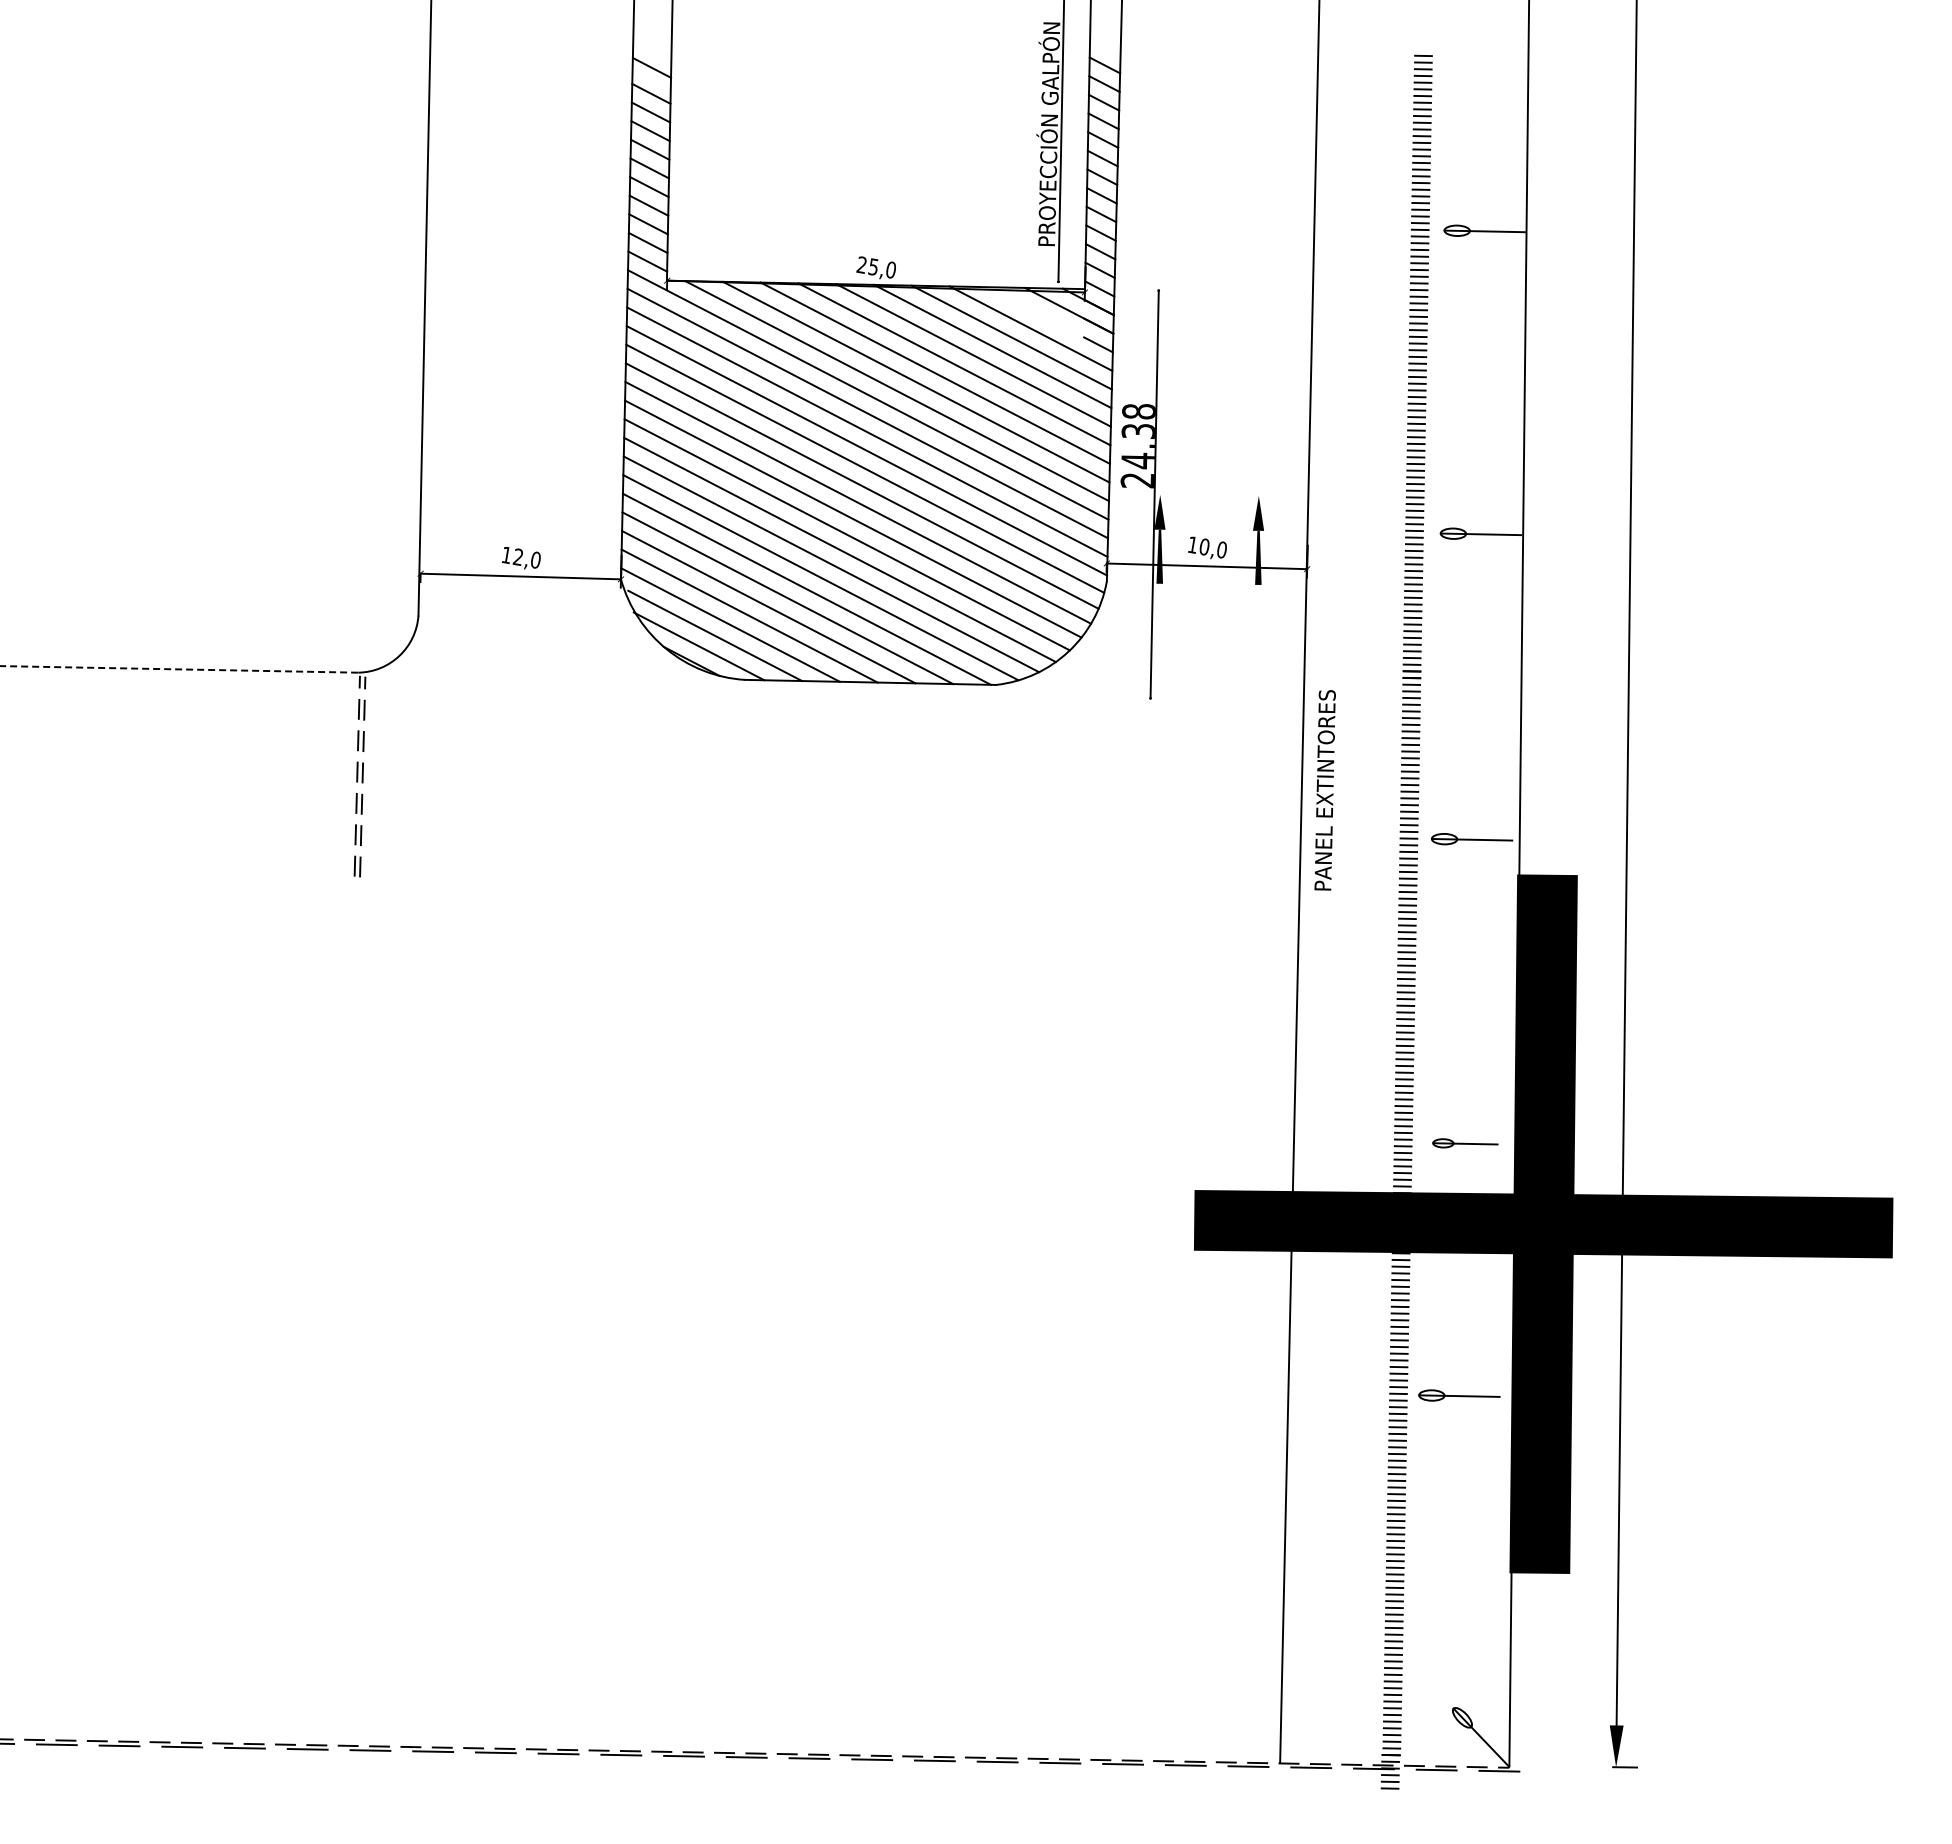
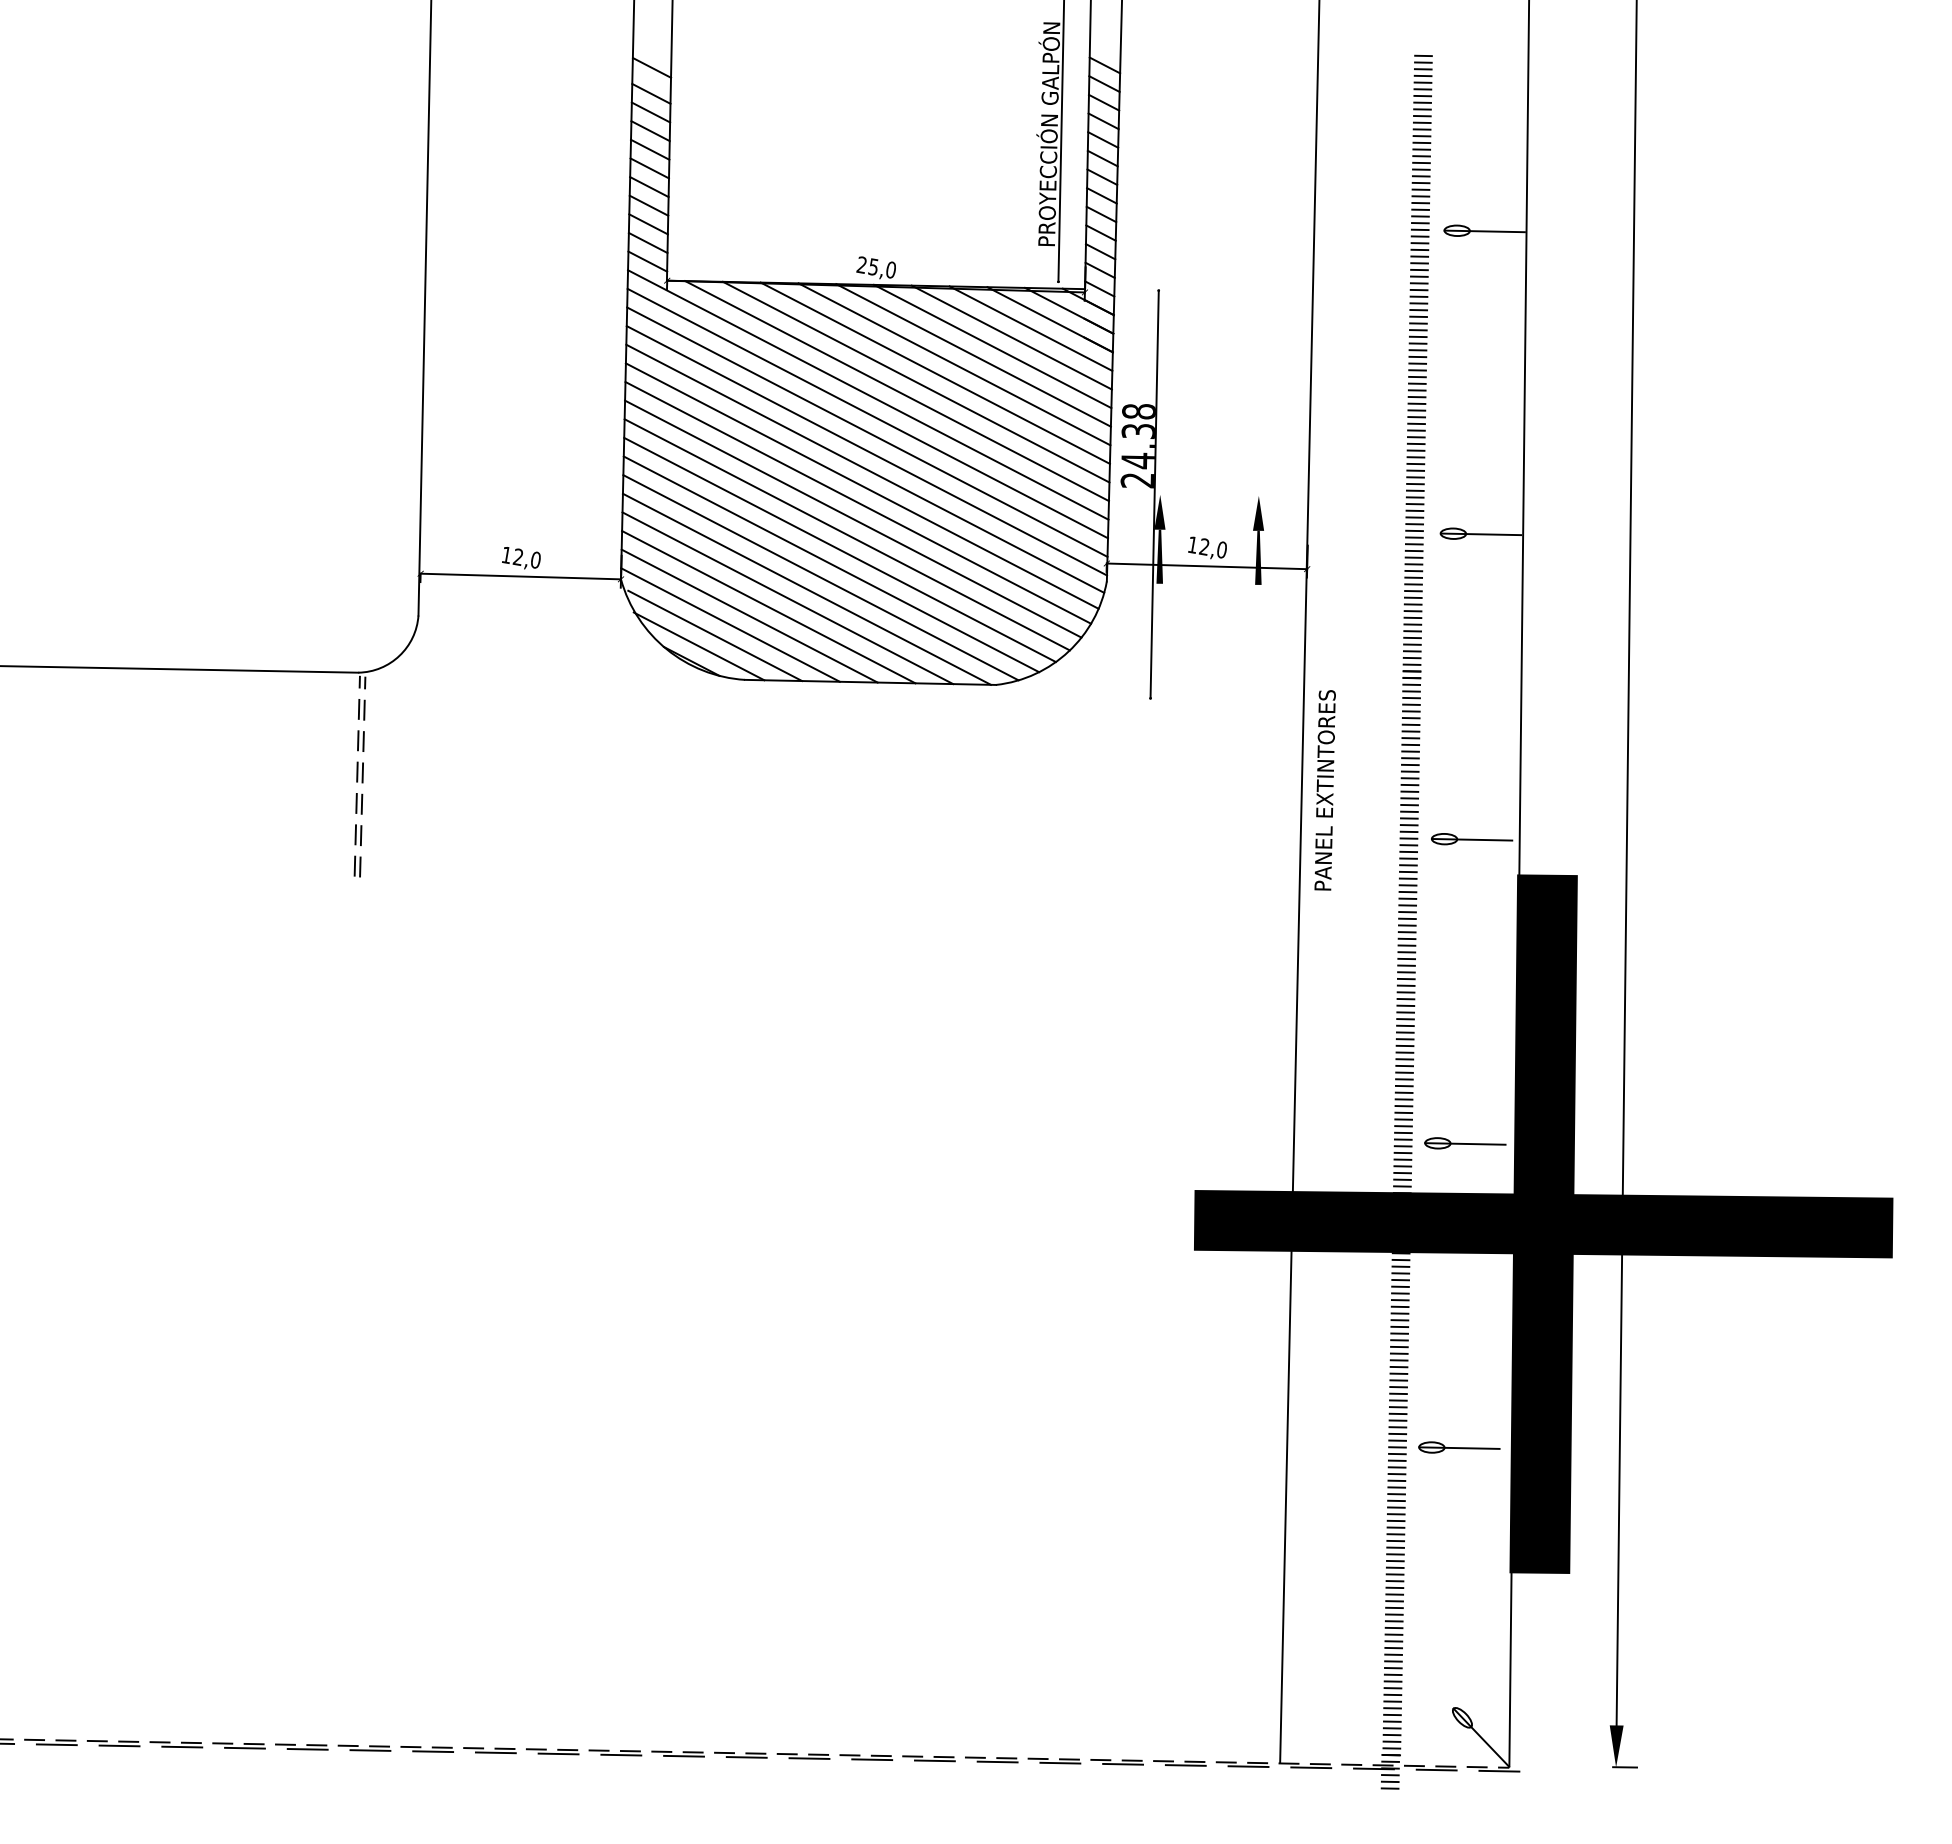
line: none -> present (1049, 319)
text: 10,0 -> 12,0 (1203, 546)
line: dashed -> solid (179, 669)
part size: 67x11 px -> 83x13 px (1465, 1143)
part position: (1459, 1395) -> (1459, 1447) (1459, 1447)
